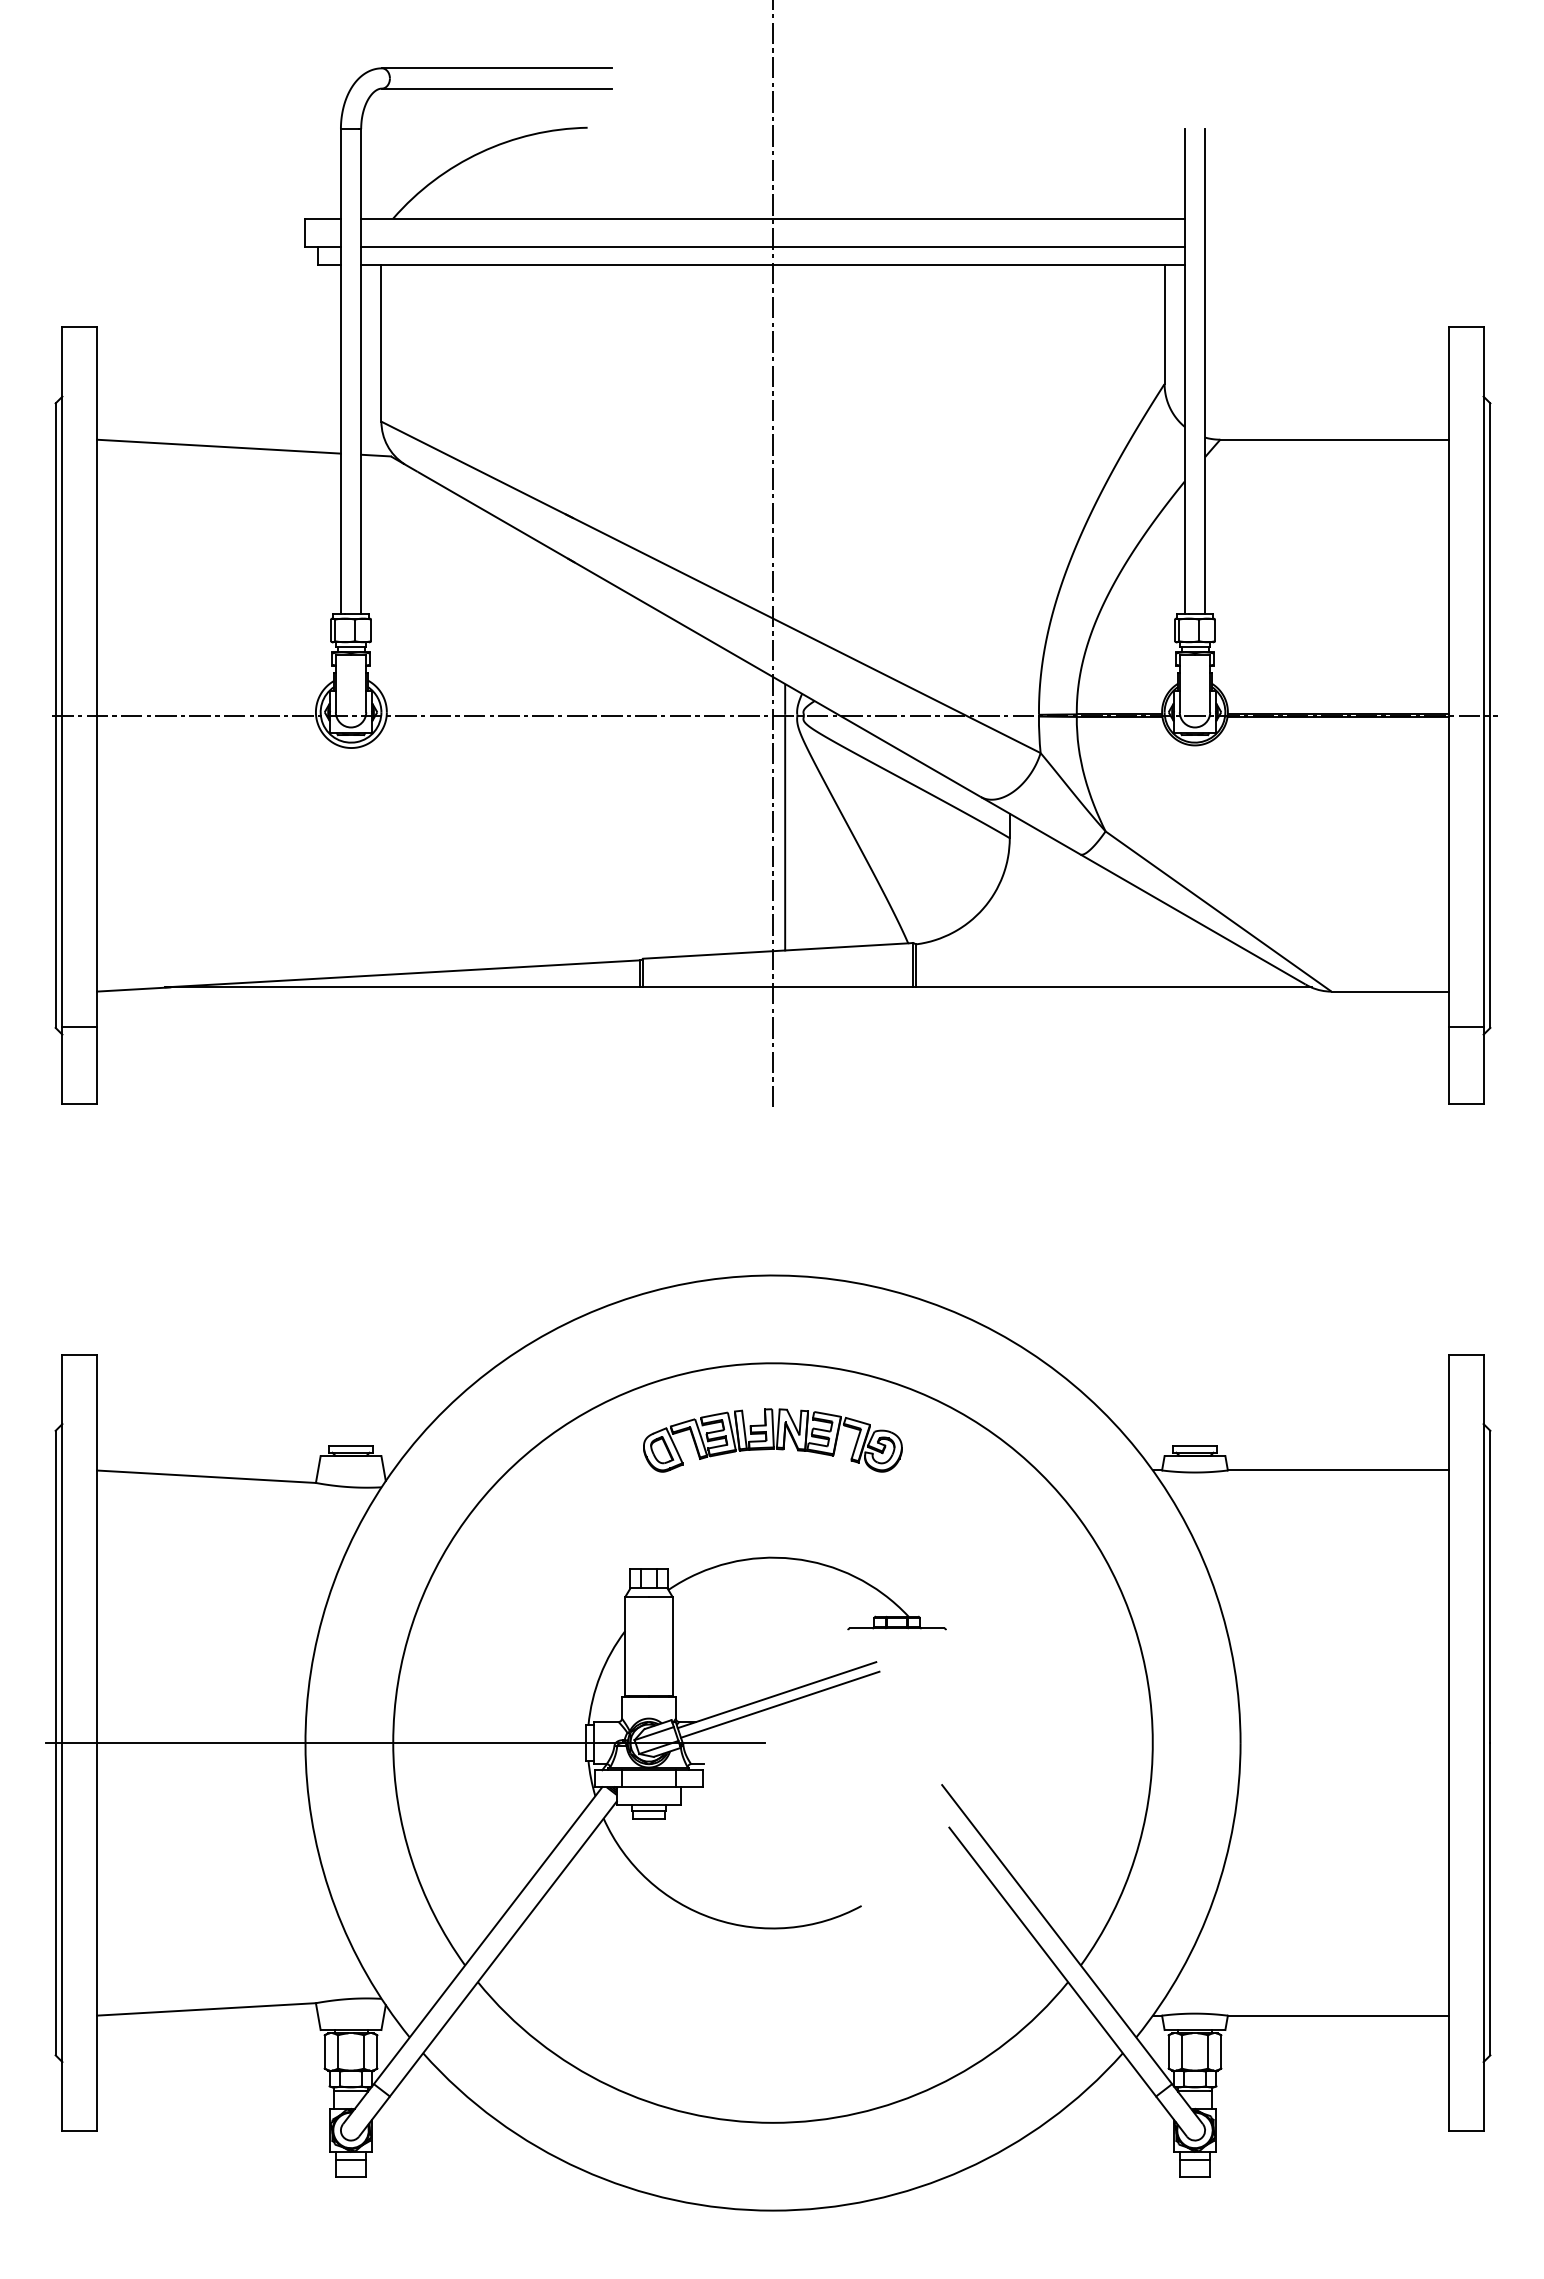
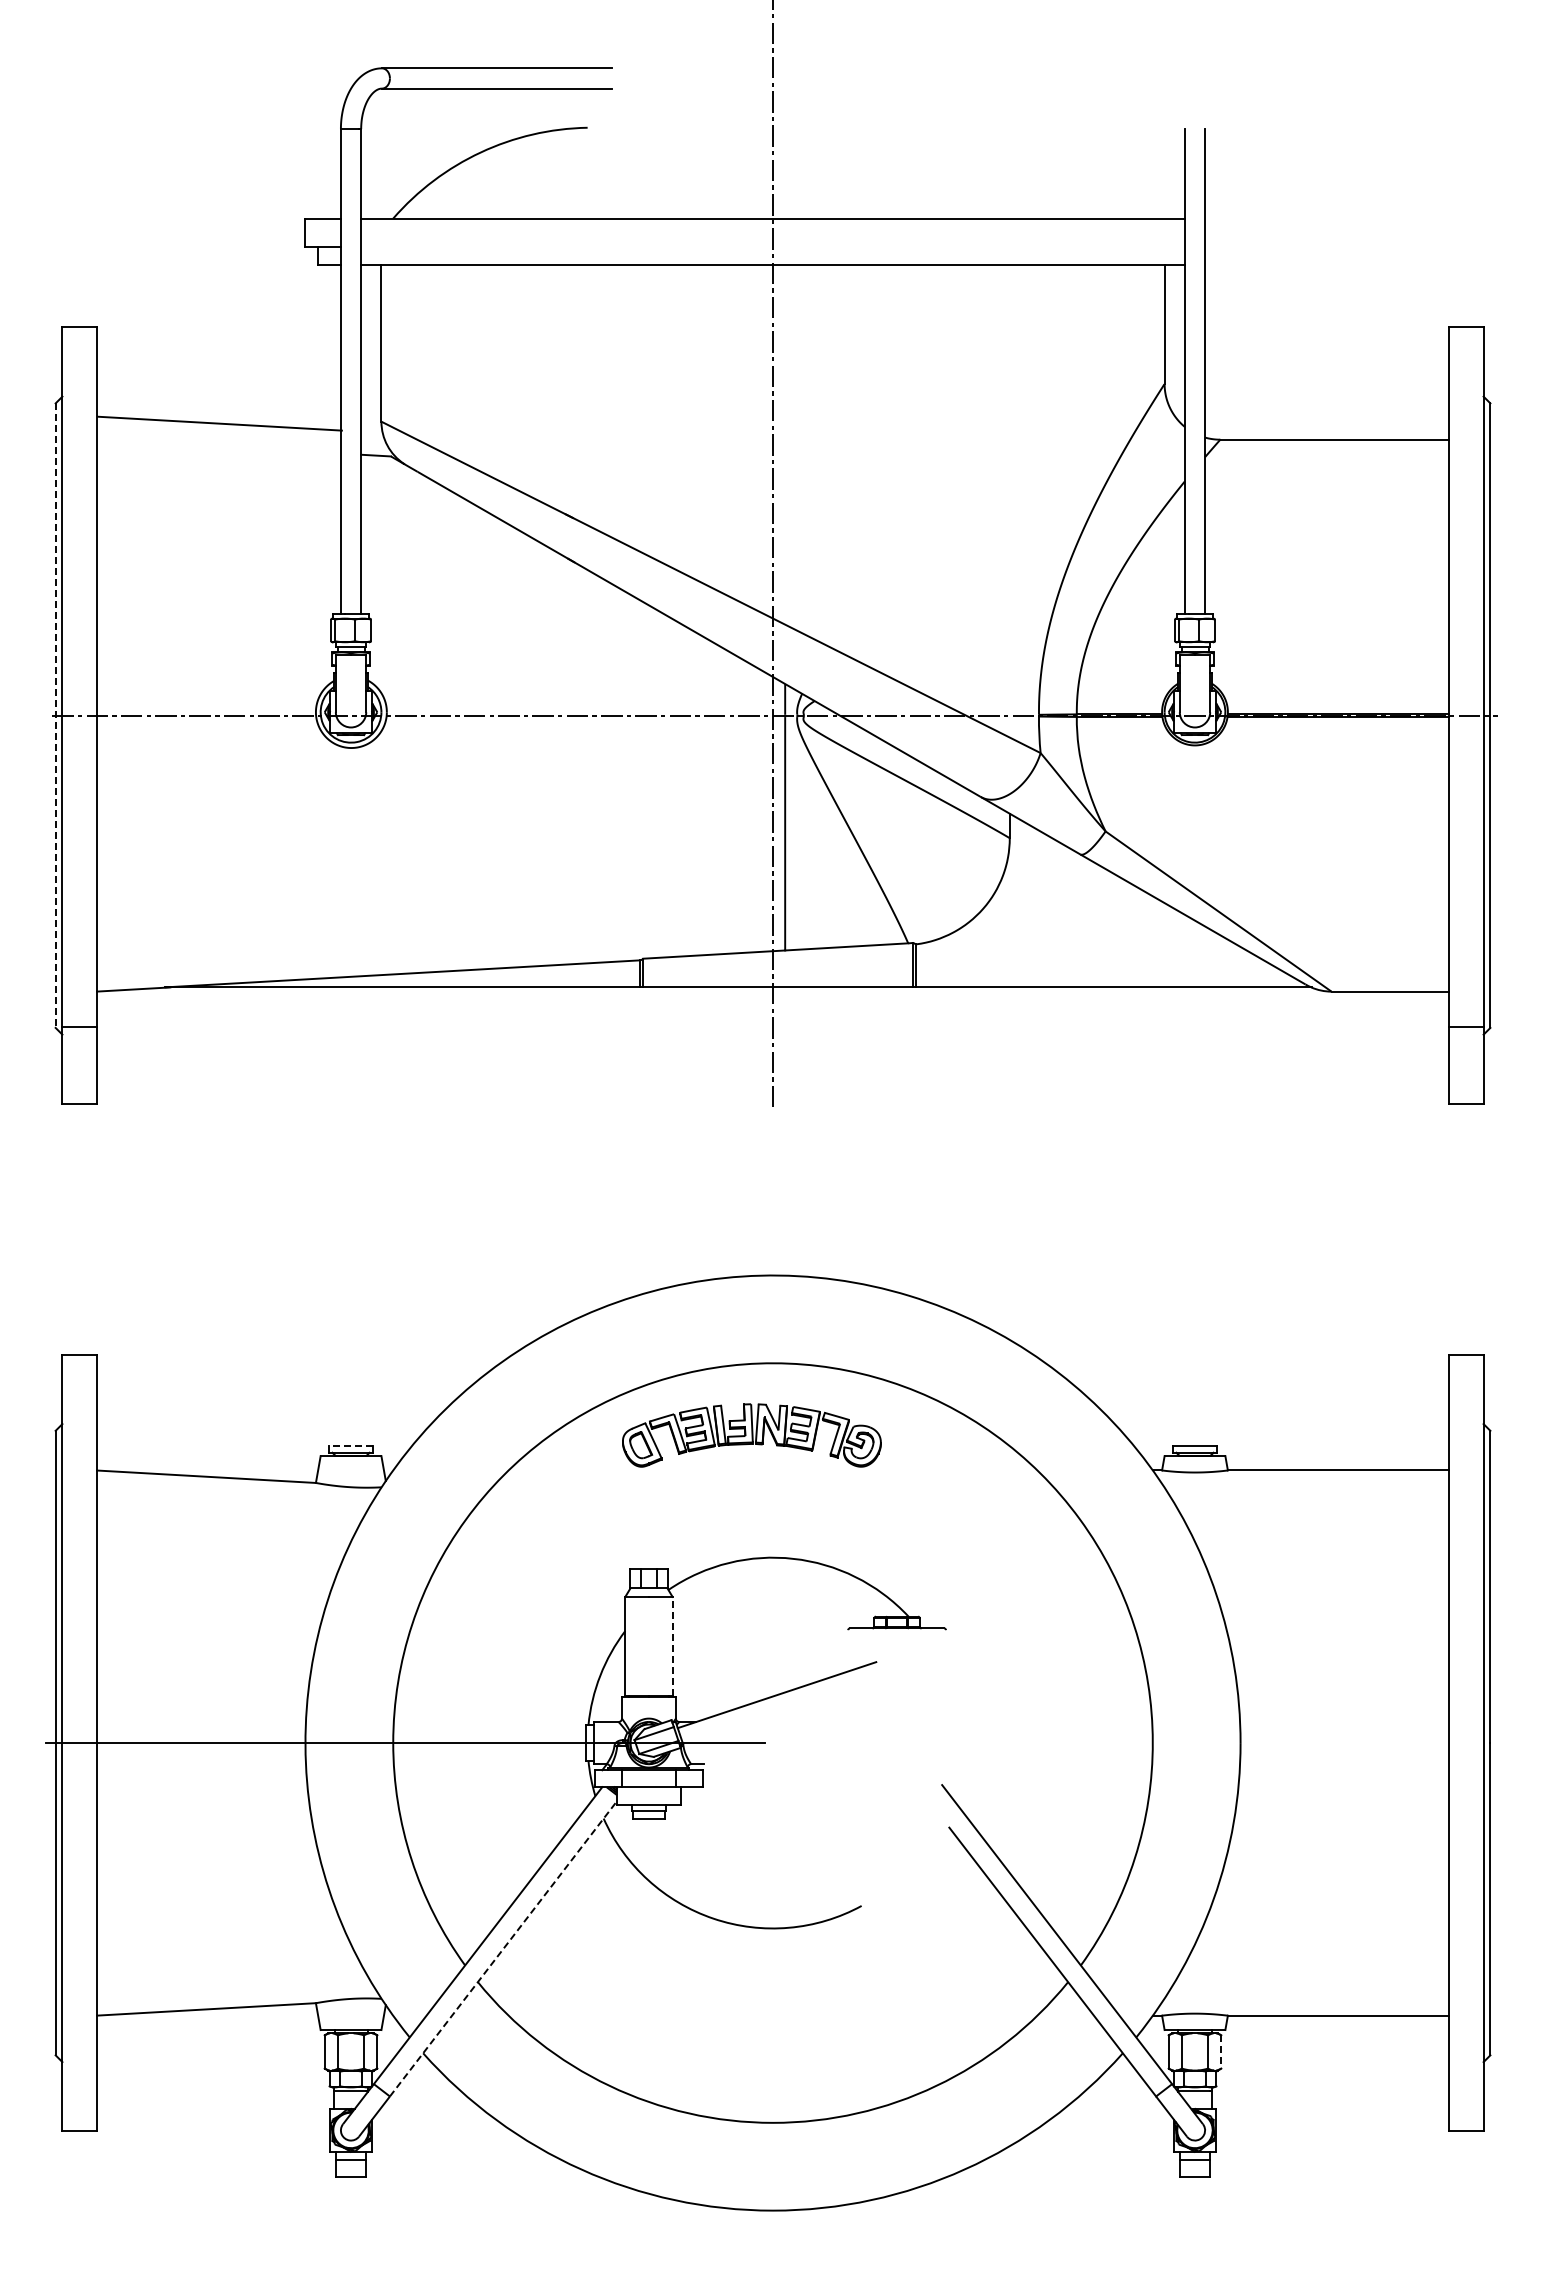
line: present -> none (772, 247)
line position: (218, 446) -> (219, 423) (219, 423)
line: solid -> dashed (55, 716)
part position: (772, 1440) -> (751, 1435) (751, 1435)
line: solid -> dashed (351, 1446)
line: solid -> dashed (672, 1646)
line: present -> none (779, 1704)
line: solid -> dashed (503, 1948)
line: solid -> dashed (1221, 2051)
